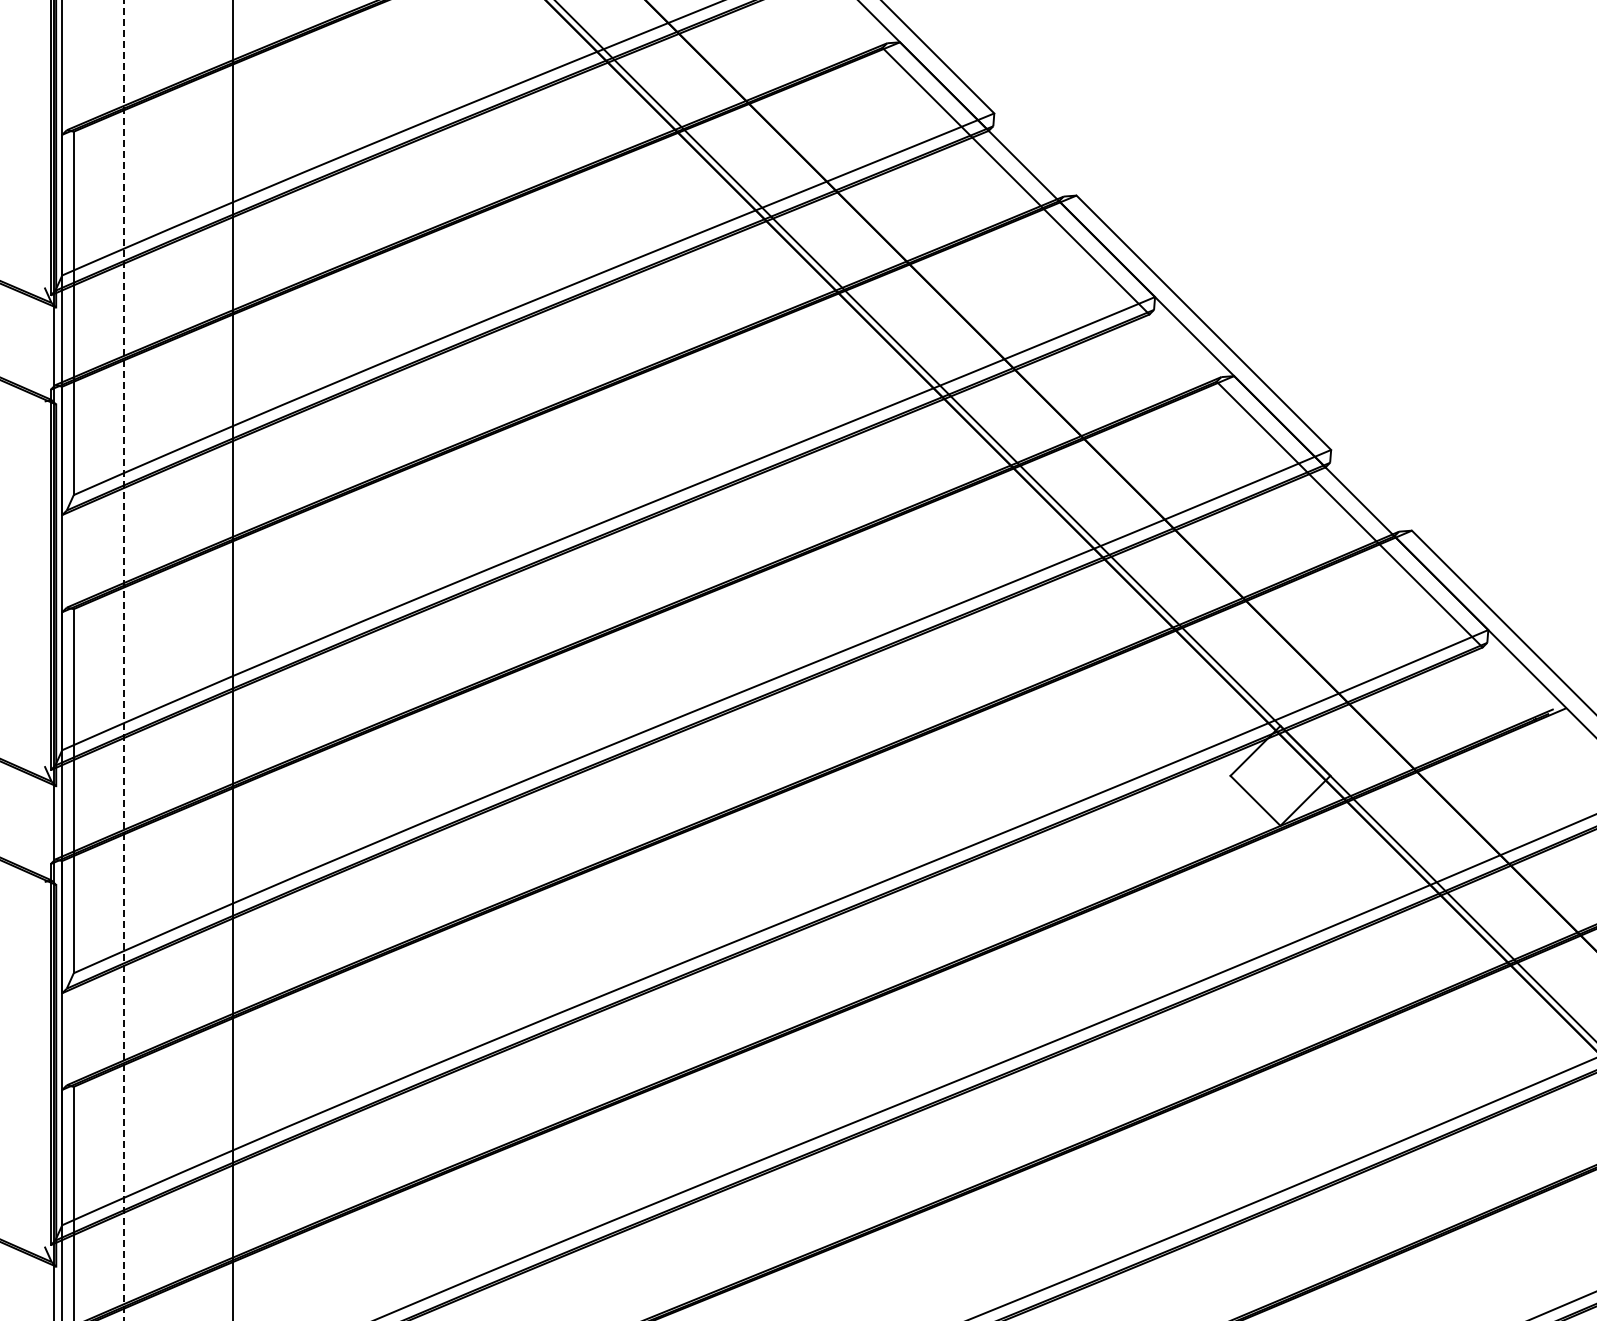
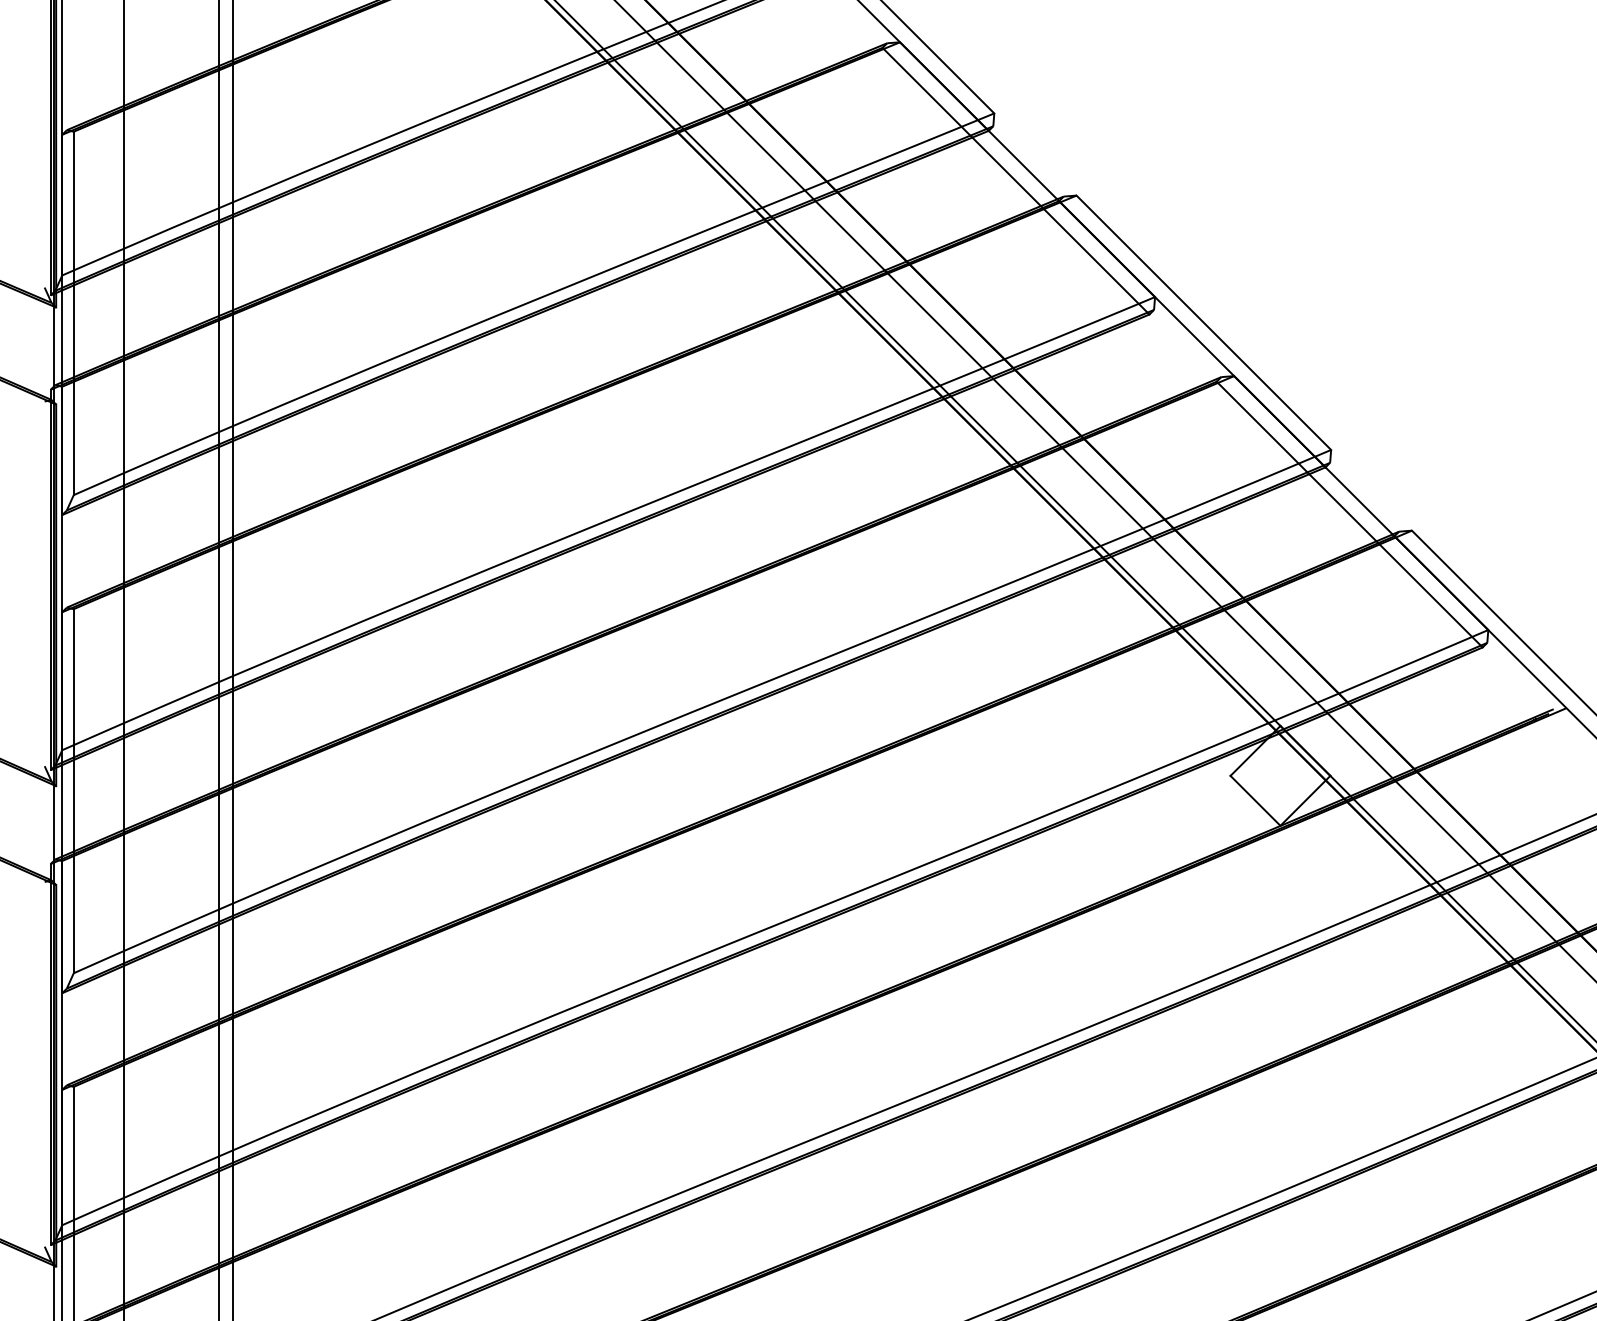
line: none -> present (1104, 490)
line: none -> present (219, 659)
line: dashed -> solid (124, 661)
